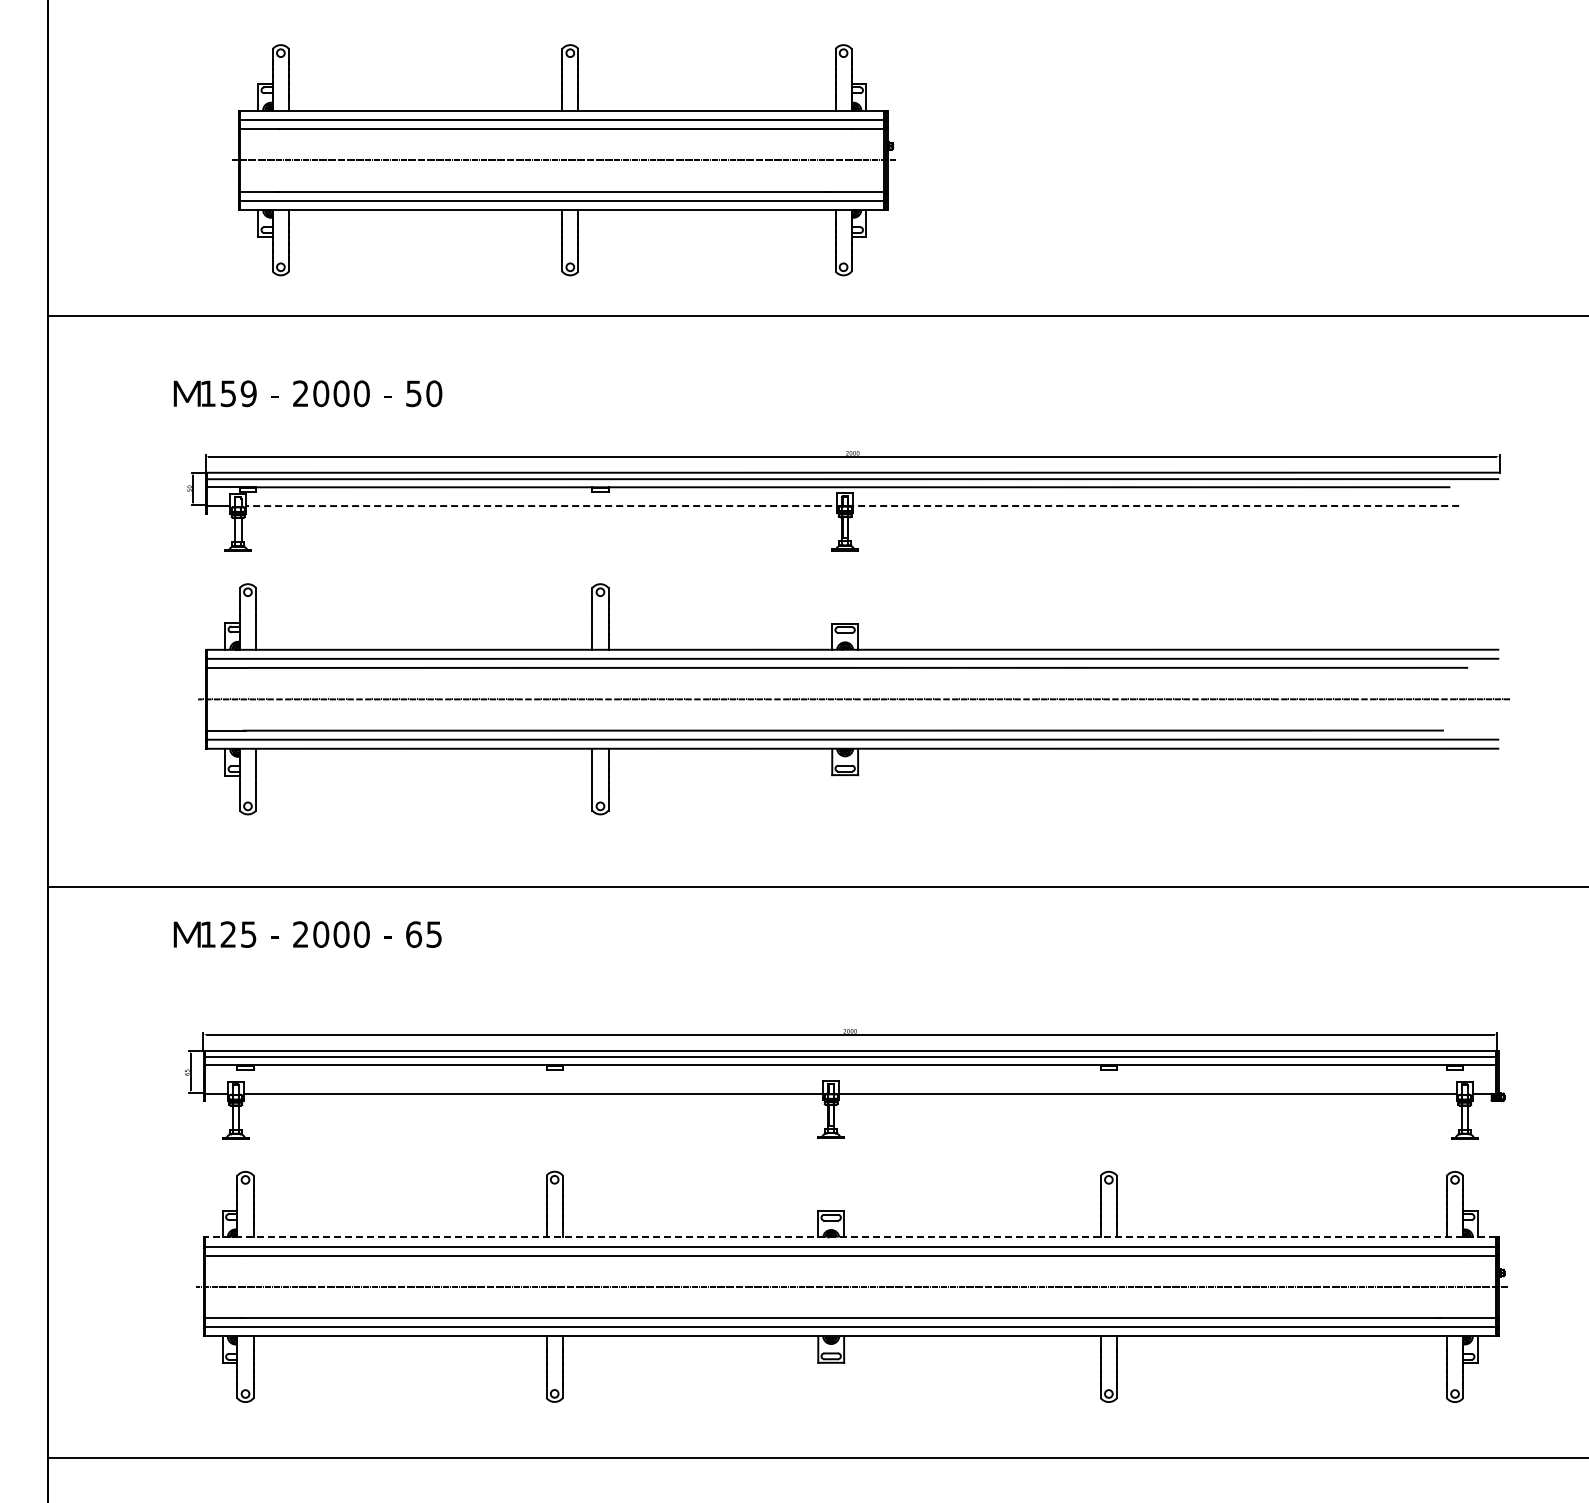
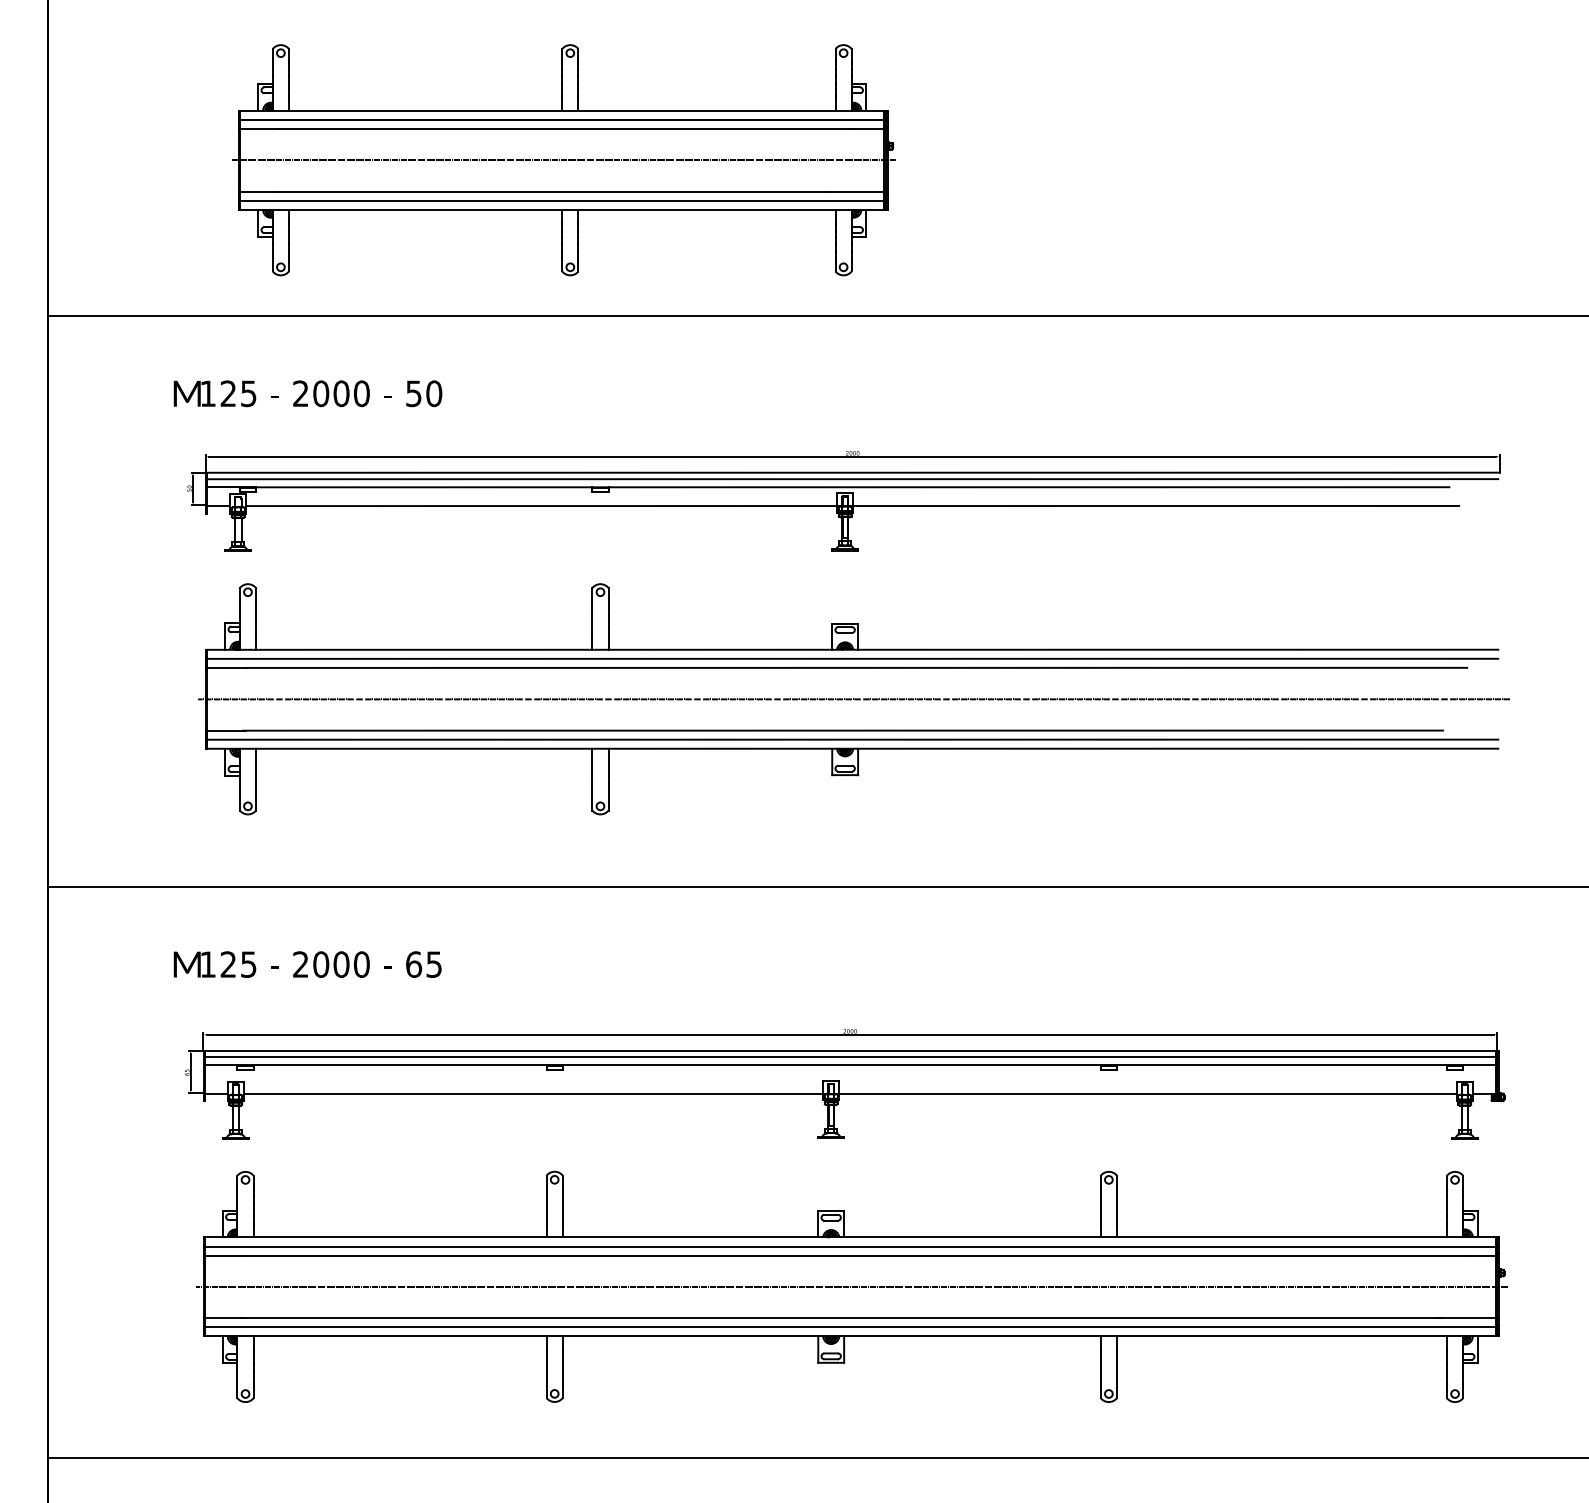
text: 159 -> 125 (238, 393)
line: dashed -> solid (852, 506)
text position: (307, 934) -> (307, 964) (307, 964)
line: dashed -> solid (850, 1237)
